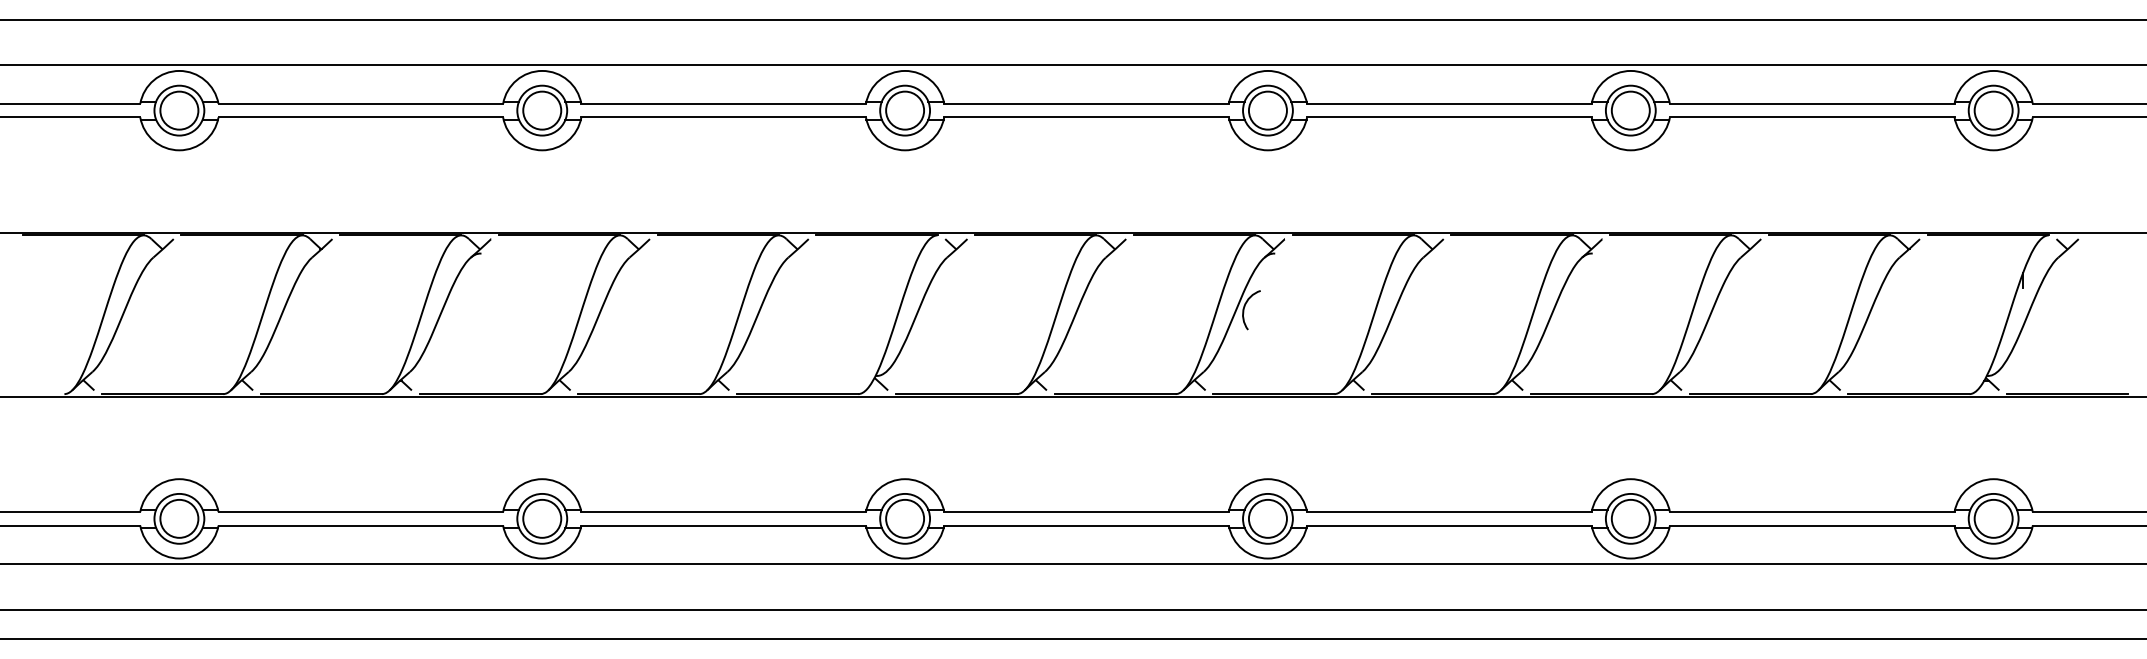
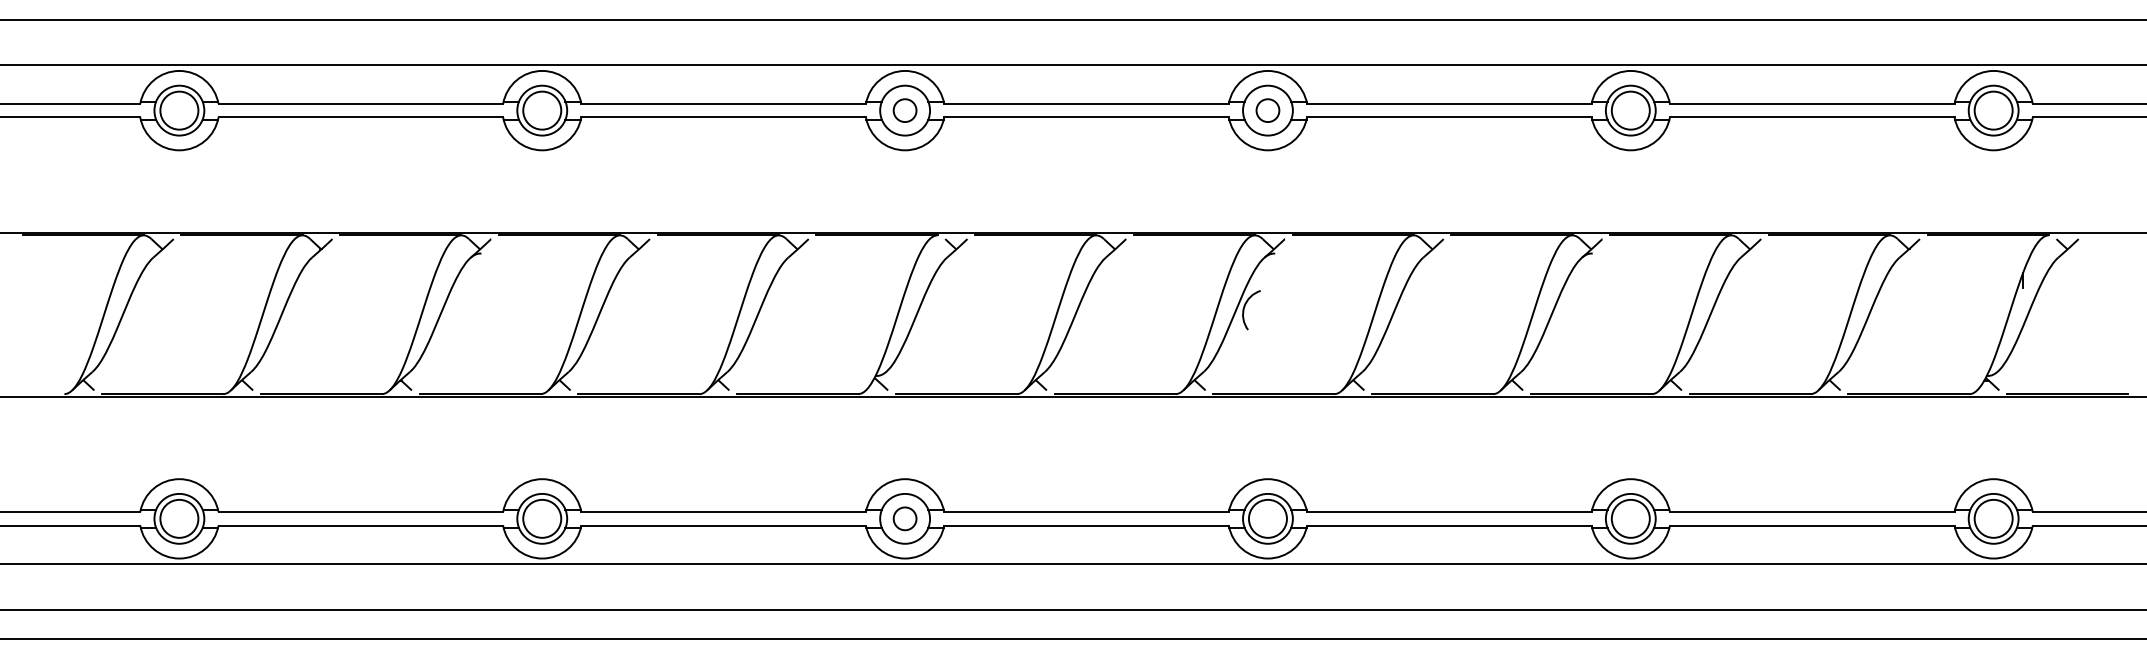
circle diameter: 38 px -> 23 px (904, 110)
circle diameter: 38 px -> 23 px (1267, 110)
circle diameter: 38 px -> 23 px (904, 518)
